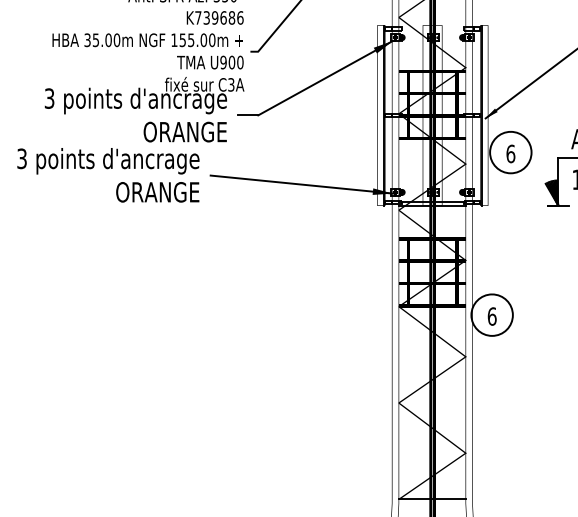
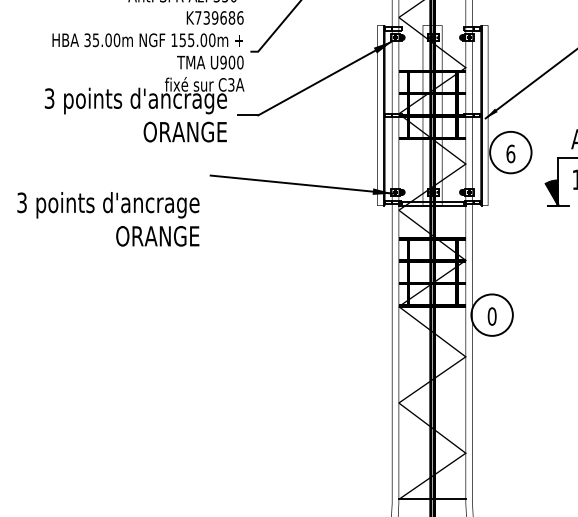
text position: (108, 175) -> (108, 219) (108, 219)
text: 6 -> 0 (491, 316)
